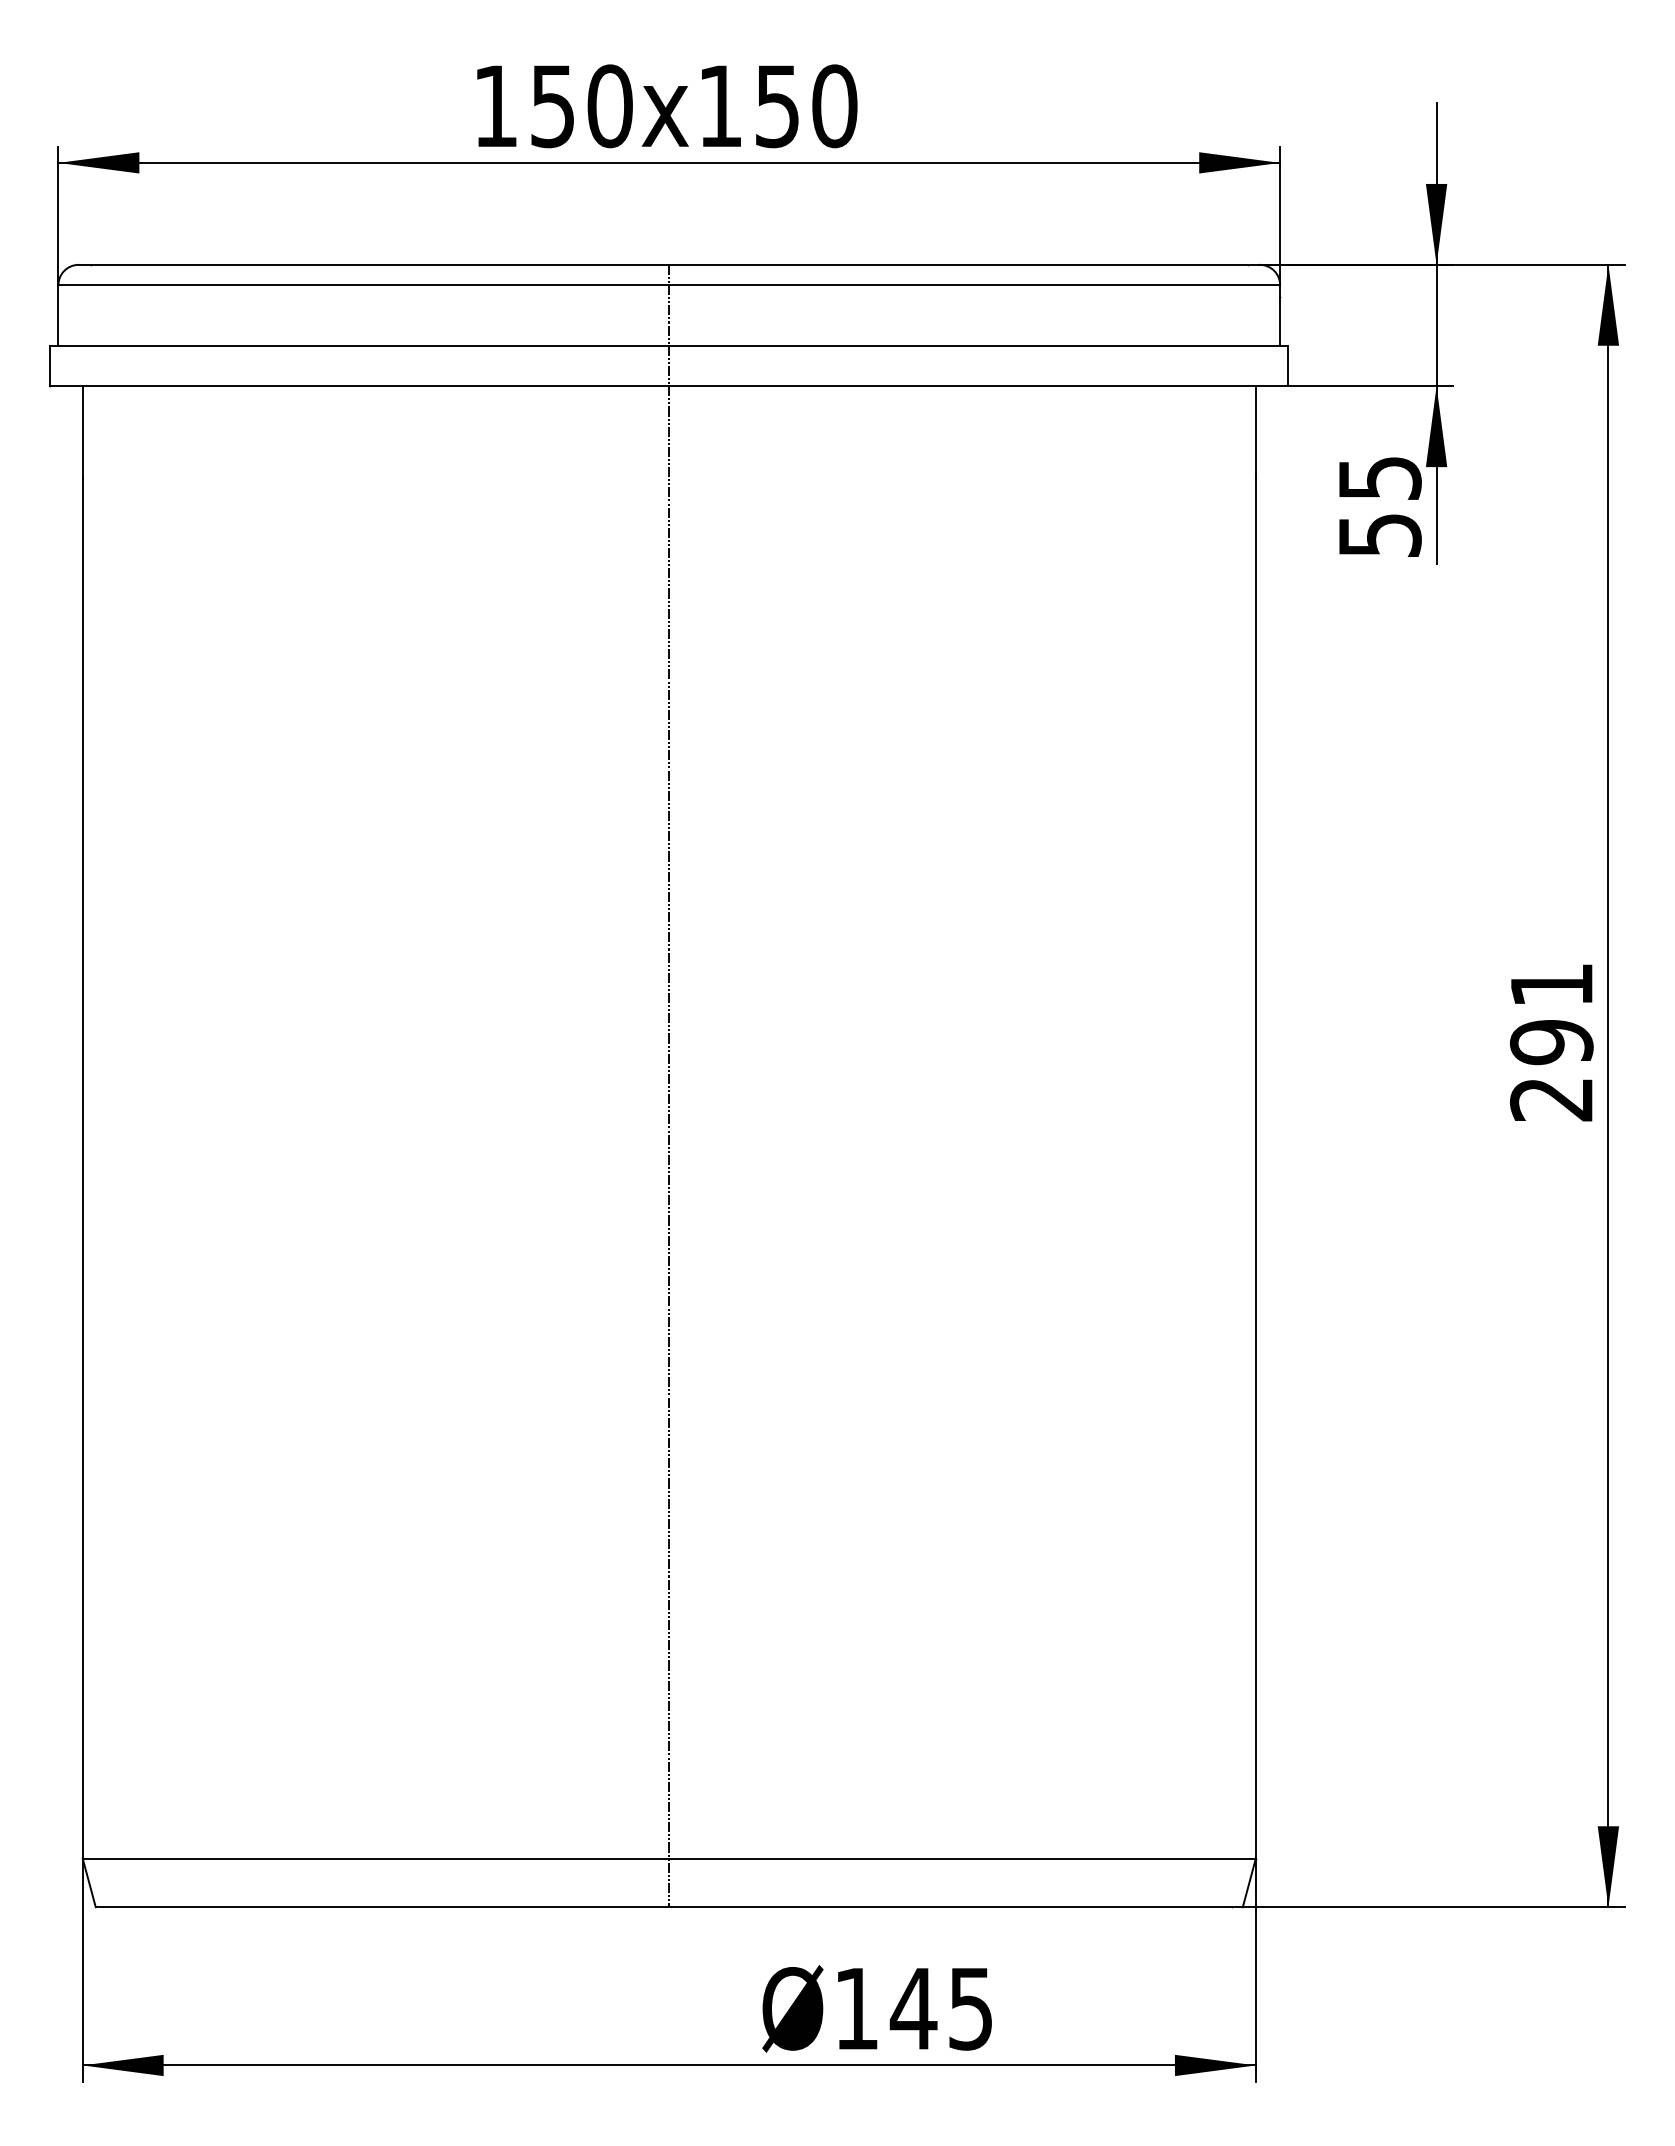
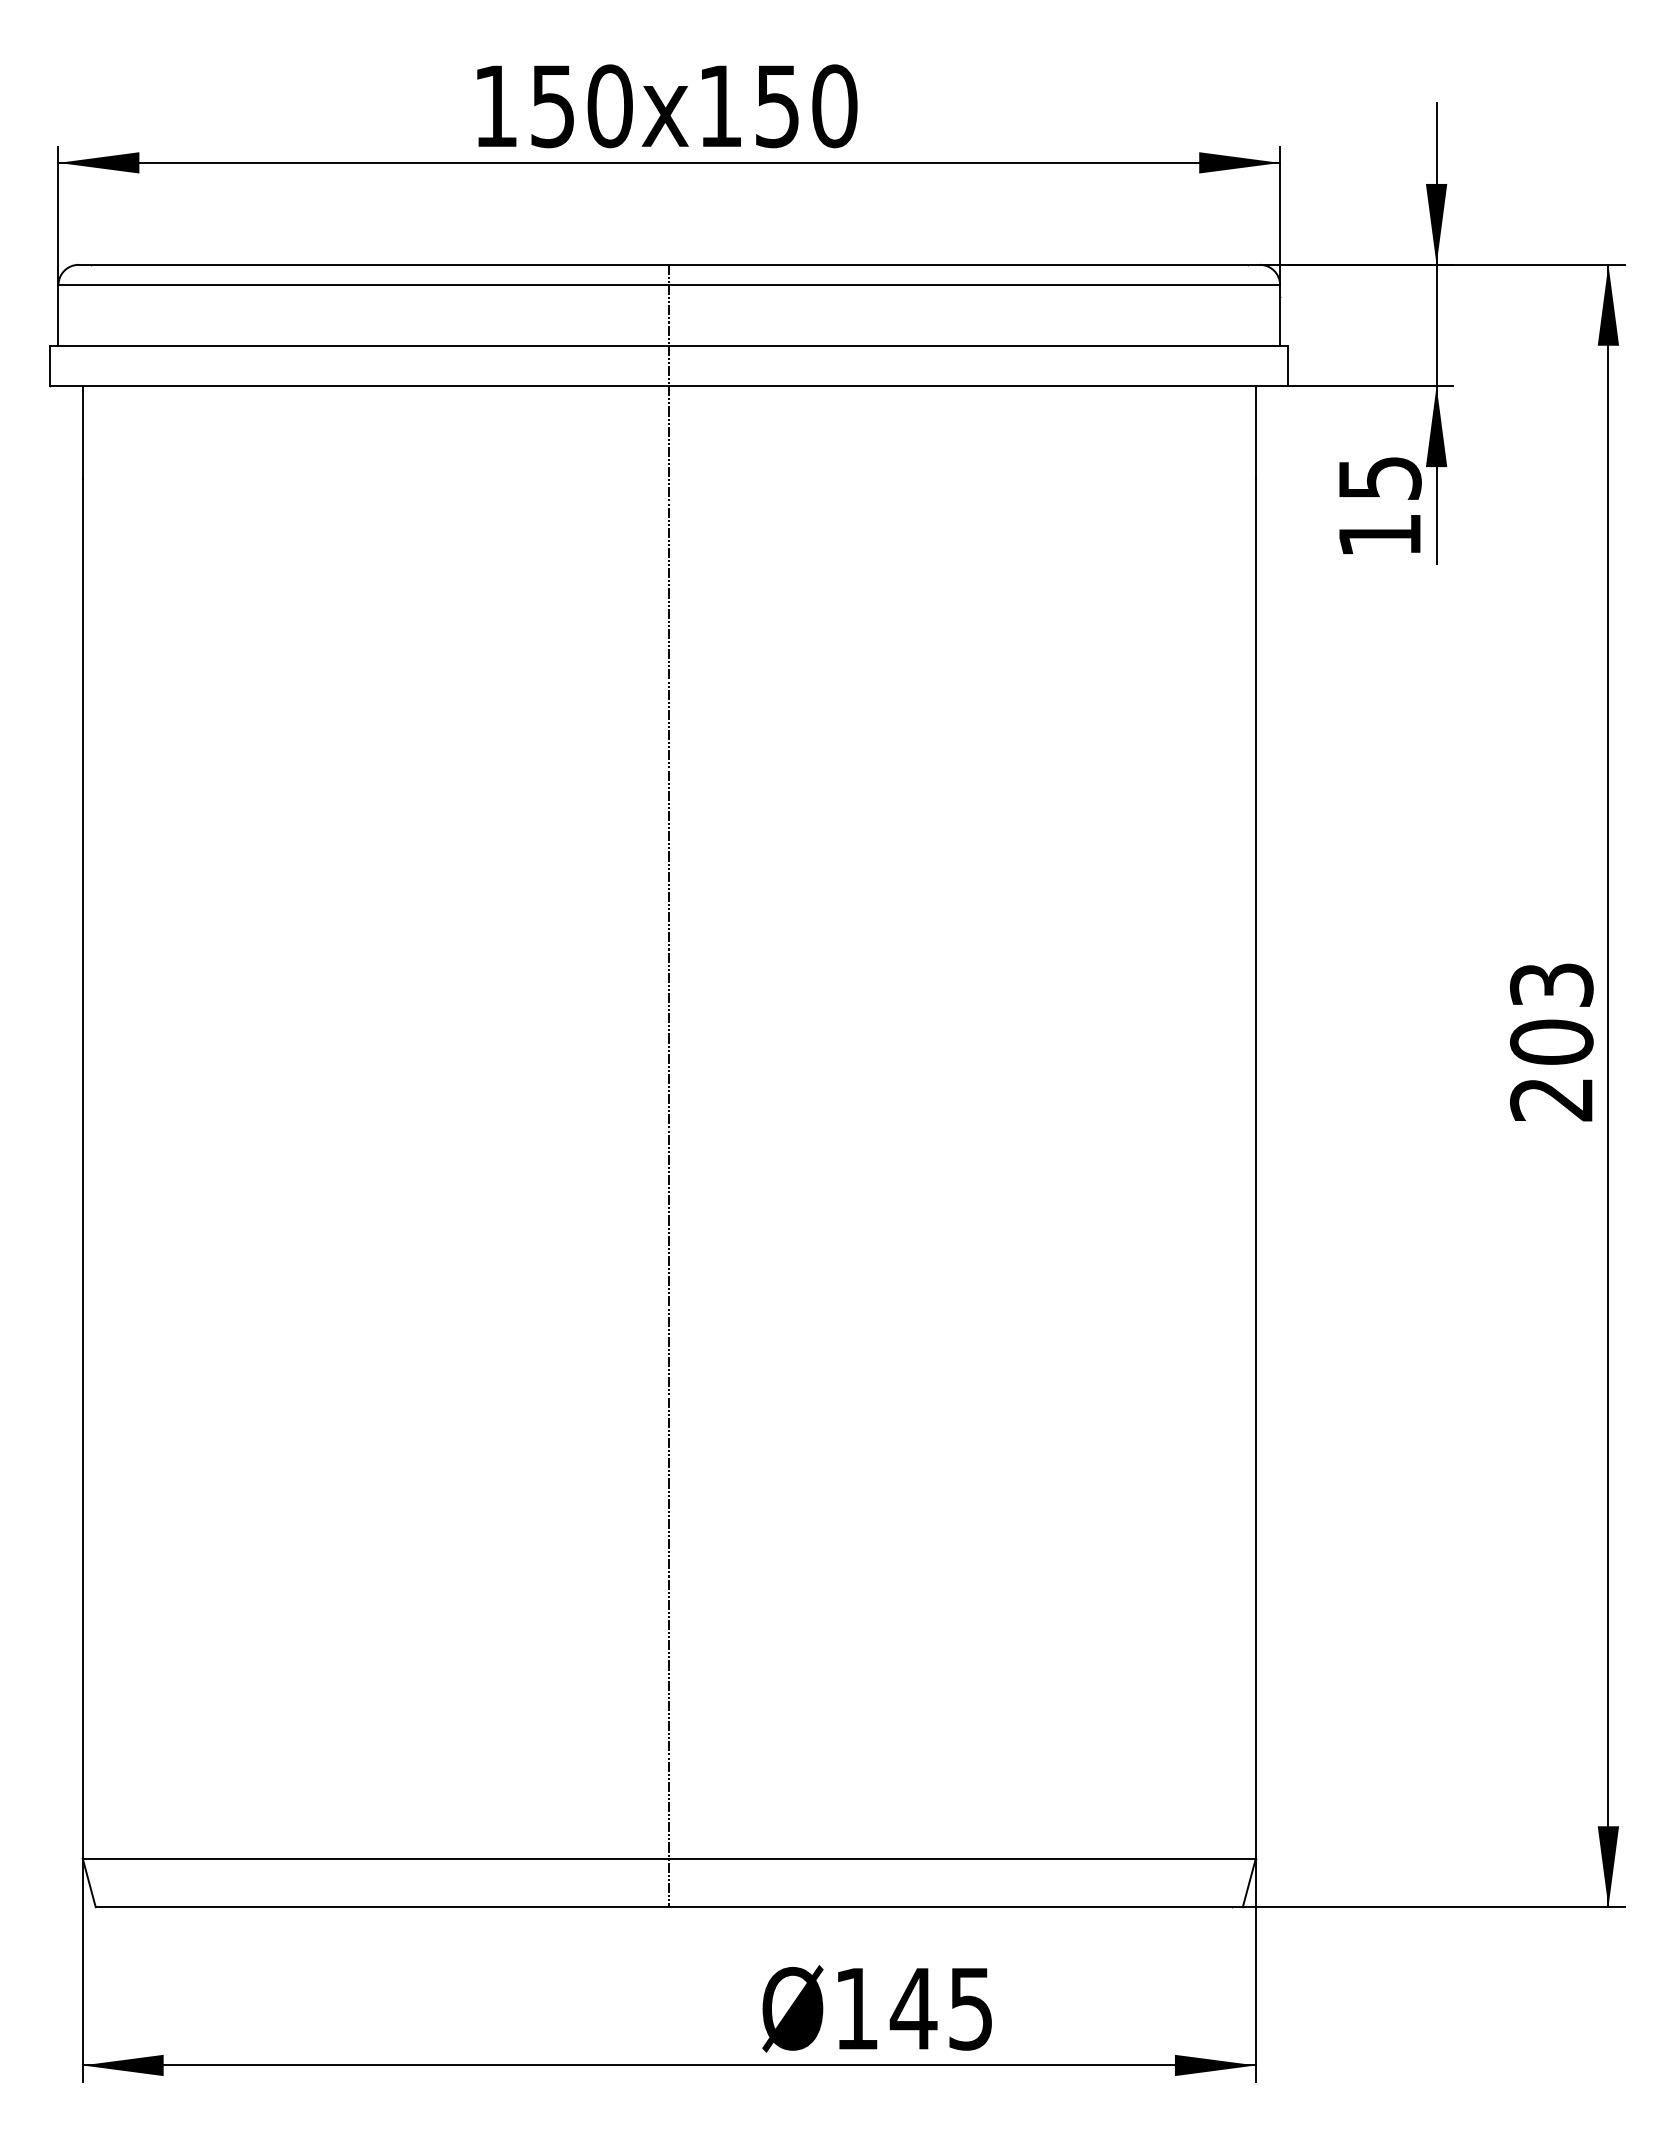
text: 55 -> 15 (1380, 535)
text: 291 -> 203 (1551, 1014)
